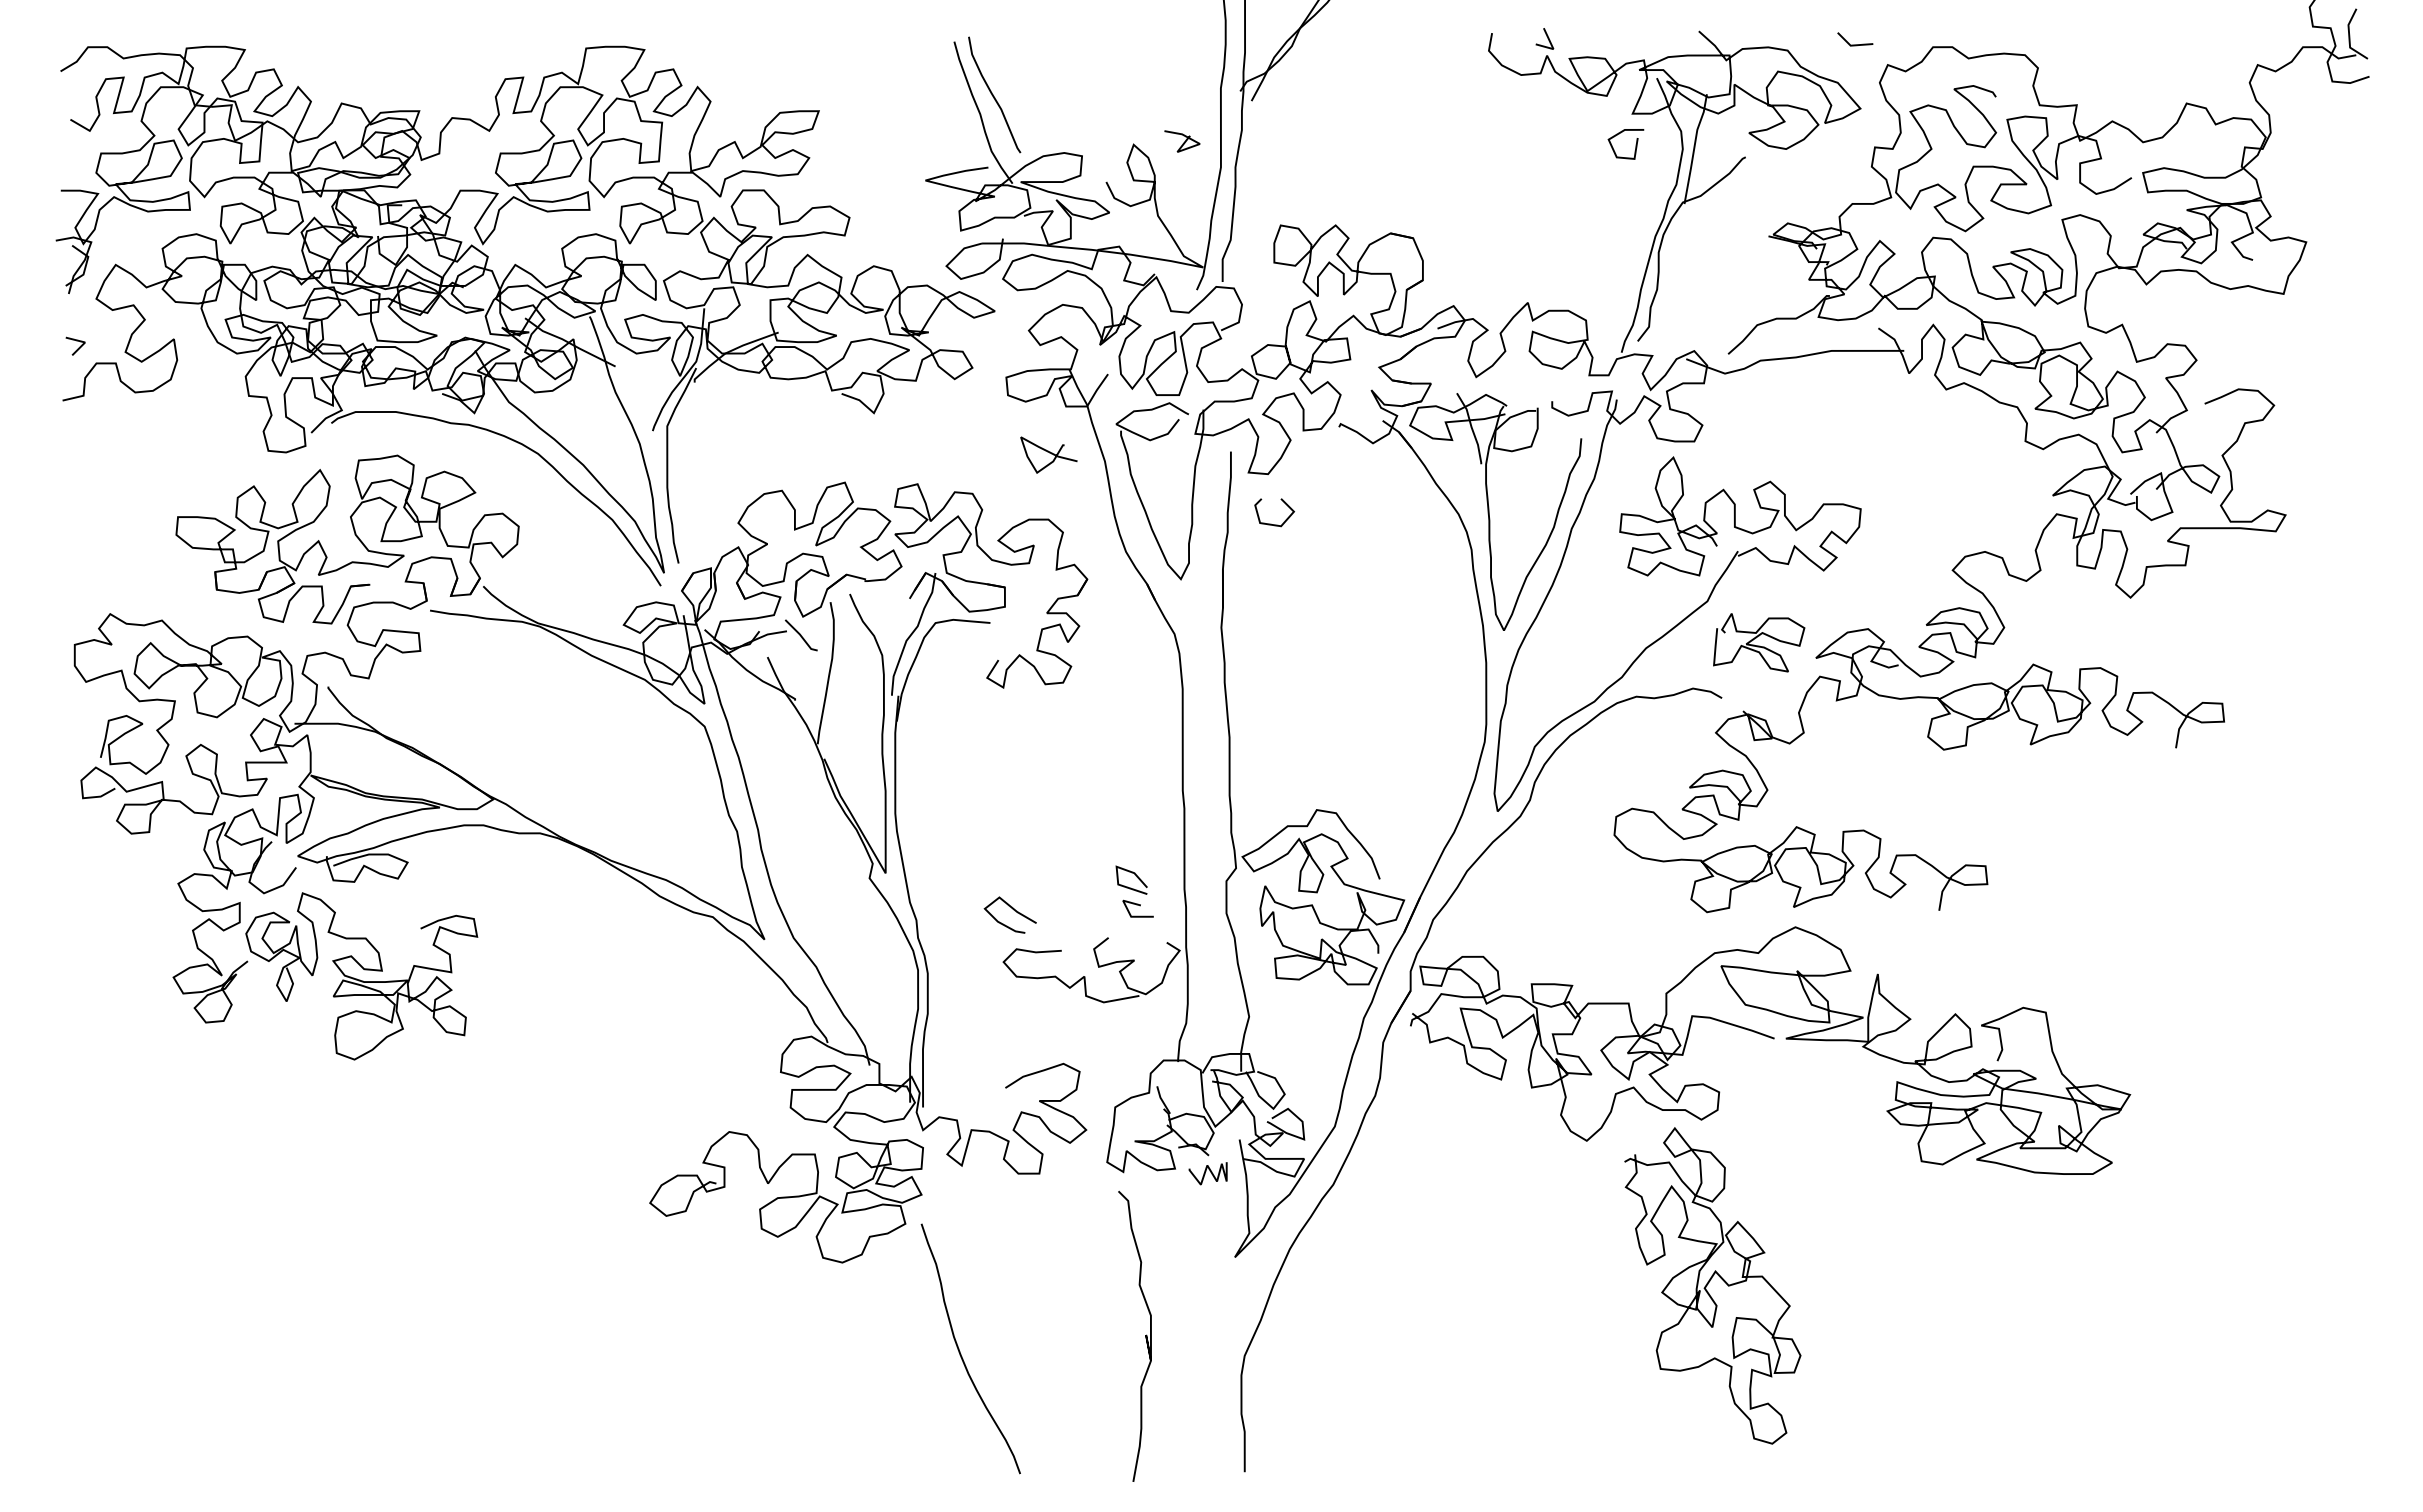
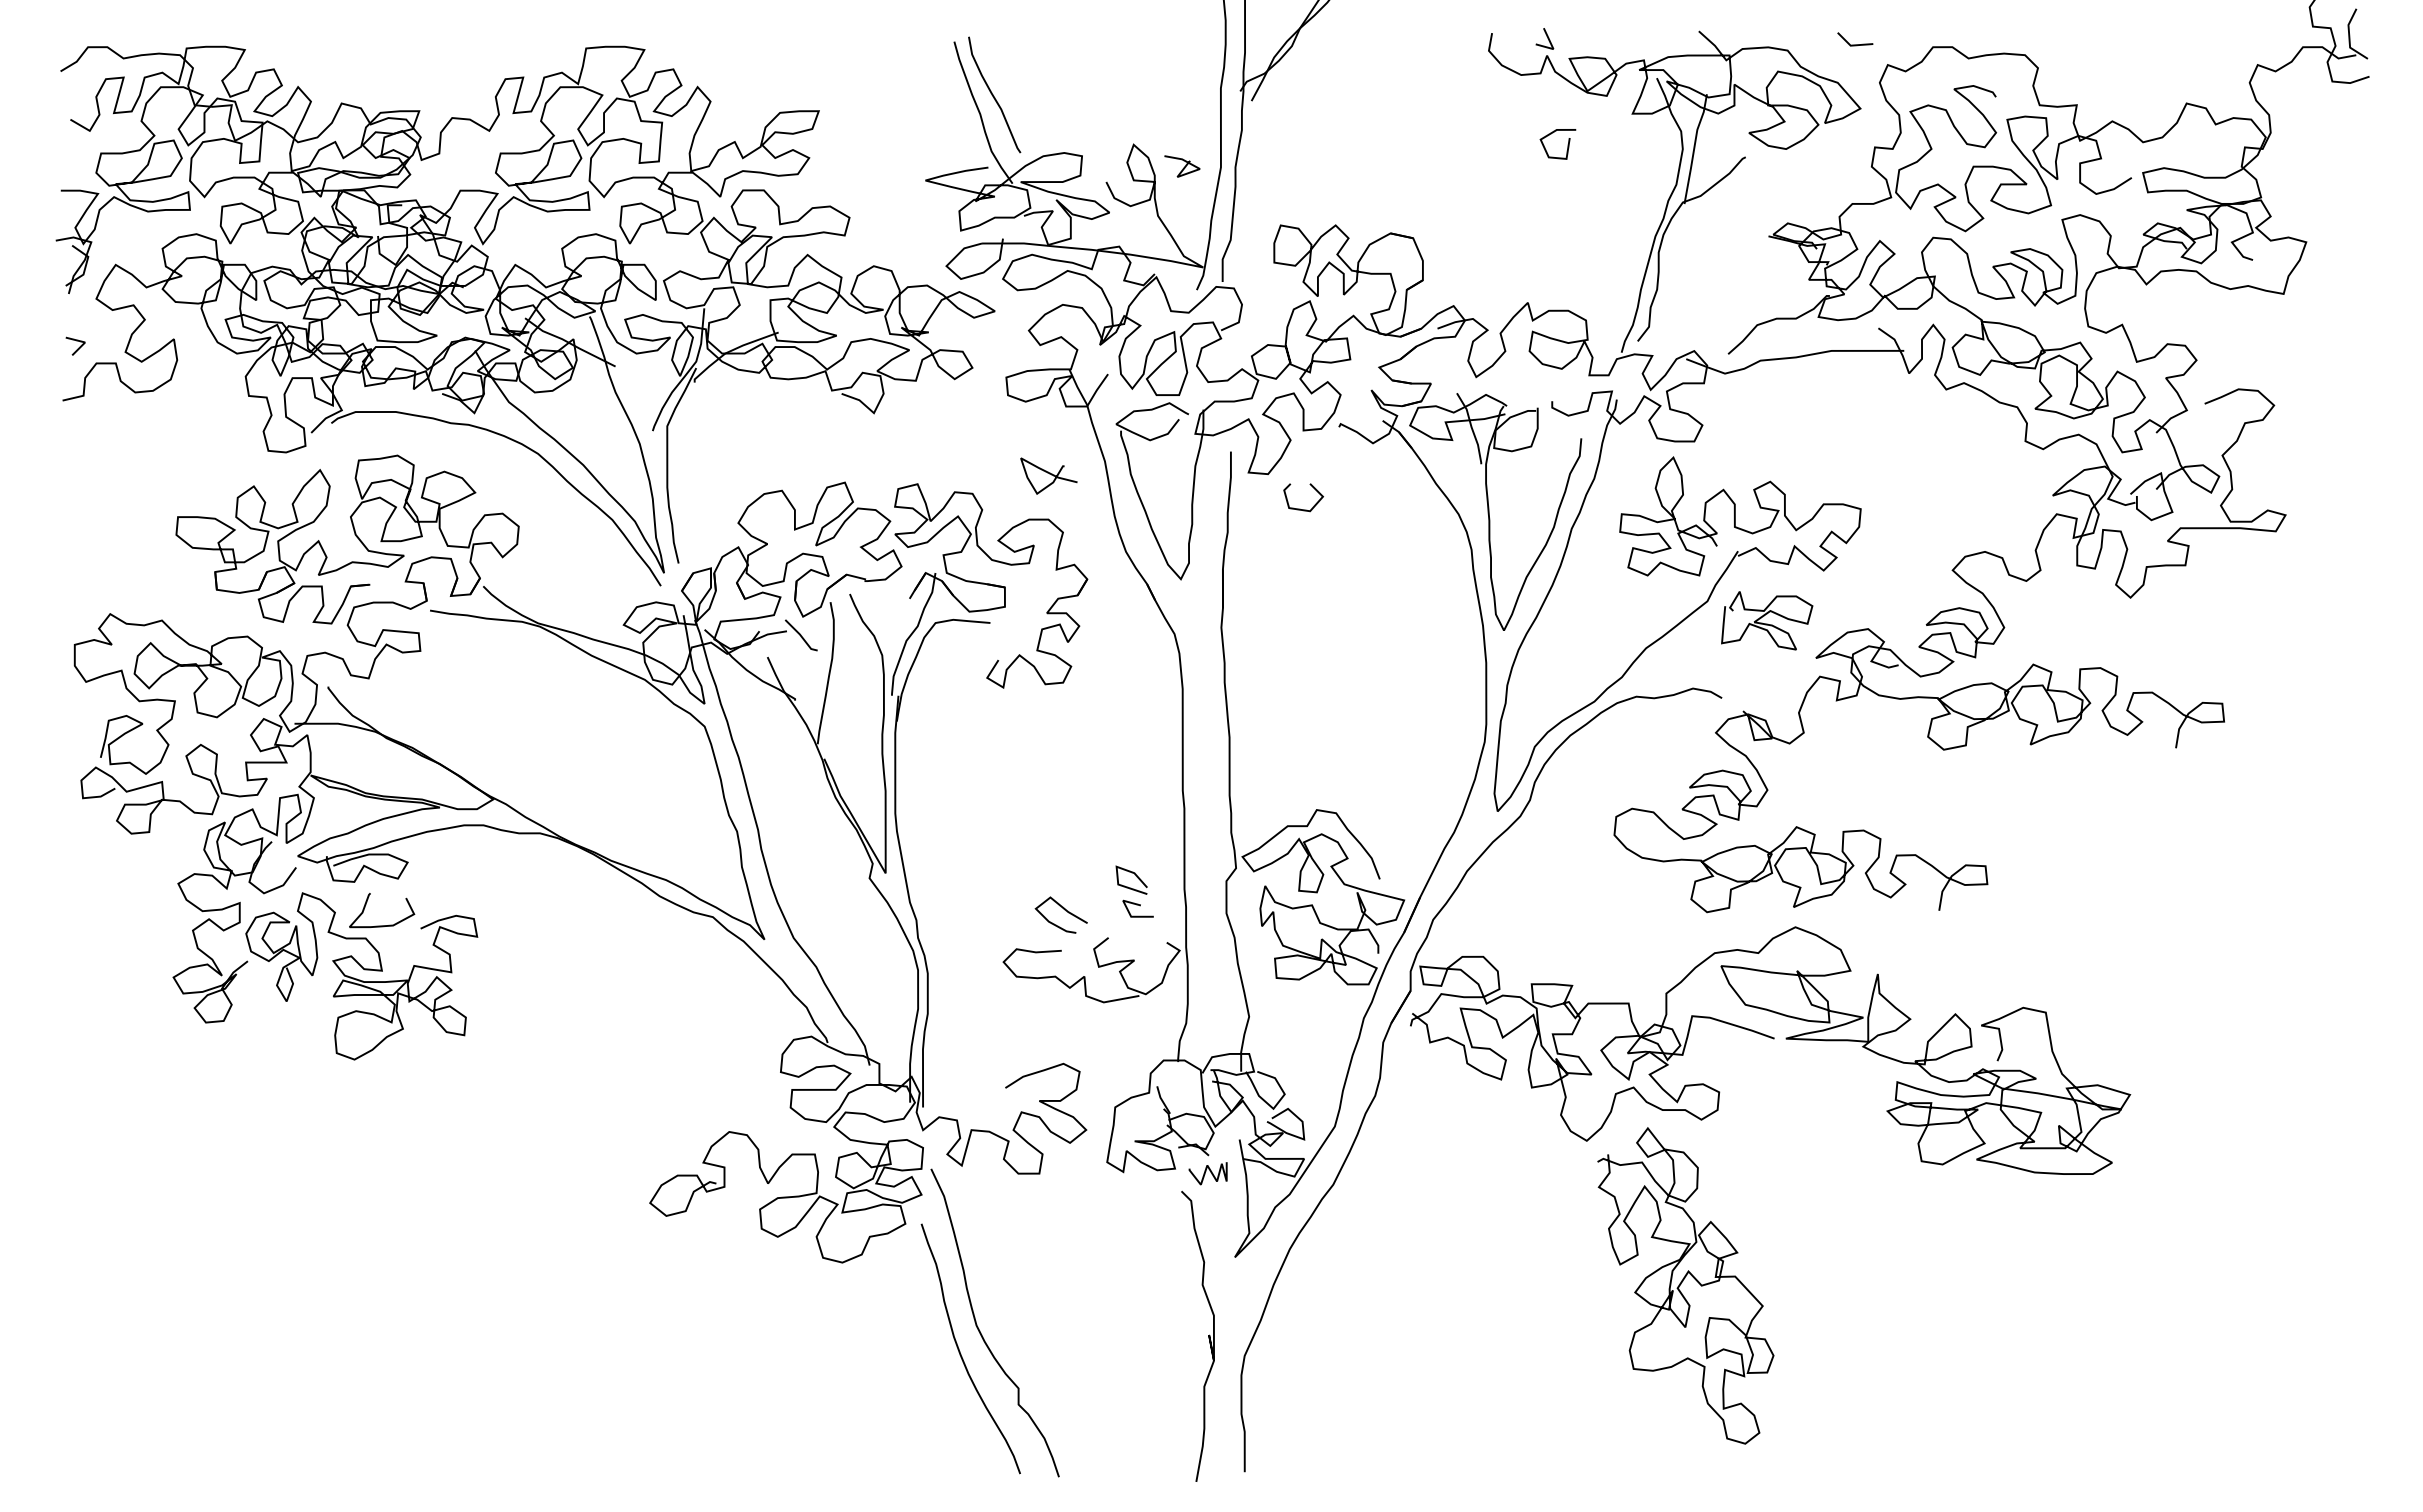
curve position: (1183, 142) -> (1183, 167) (1183, 167)
curve position: (1635, 144) -> (1567, 144) (1567, 144)
curve position: (1049, 453) -> (1049, 474) (1049, 474)
curve position: (1271, 523) -> (1300, 508) (1300, 508)
curve position: (1759, 645) -> (1767, 623) (1767, 623)
curve position: (1013, 910) -> (1064, 910) (1064, 910)
curve: none -> present (382, 925)
curve position: (1708, 1284) -> (1681, 1284) (1681, 1284)
curve: none -> present (980, 1330)
curve position: (1145, 1335) -> (1208, 1335) (1208, 1335)
